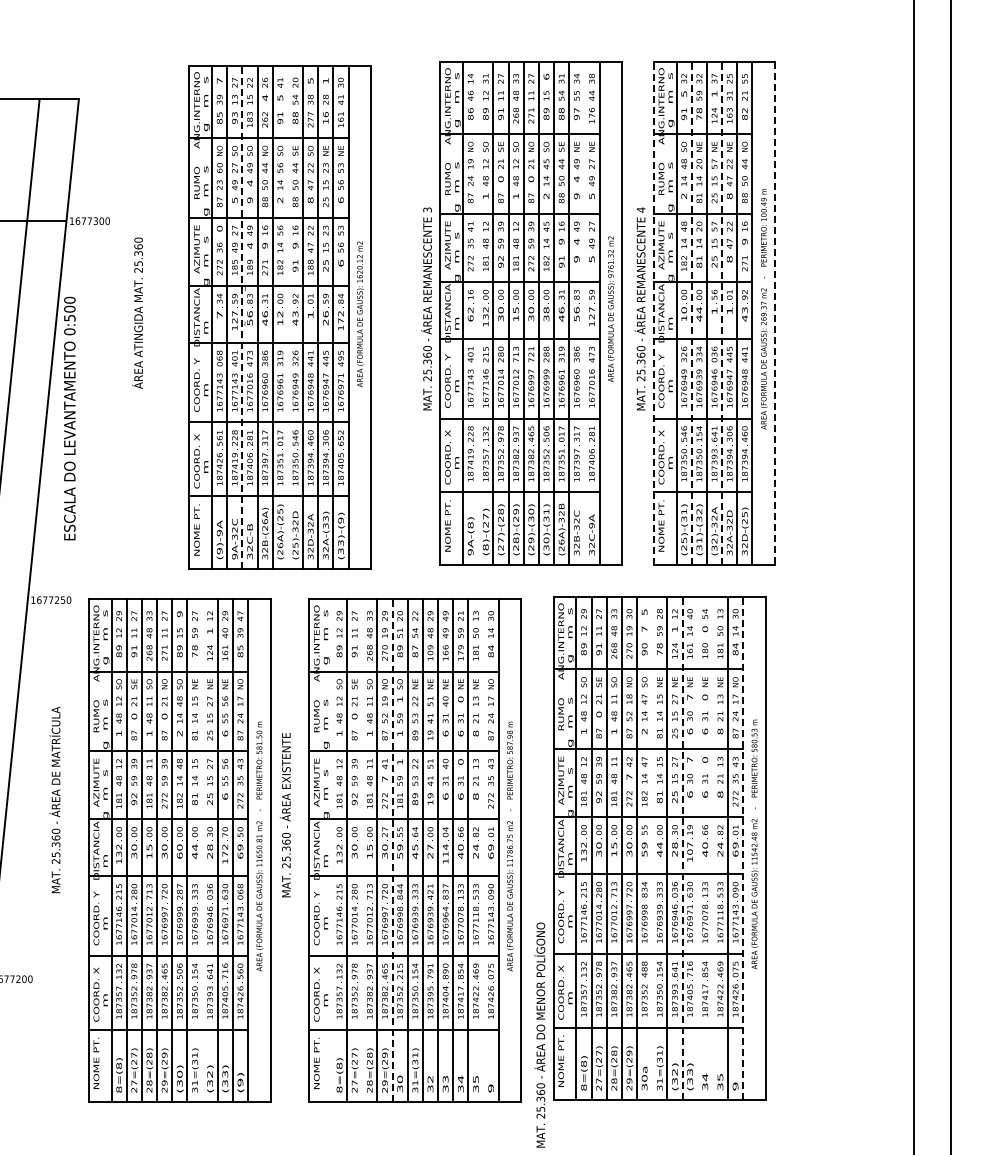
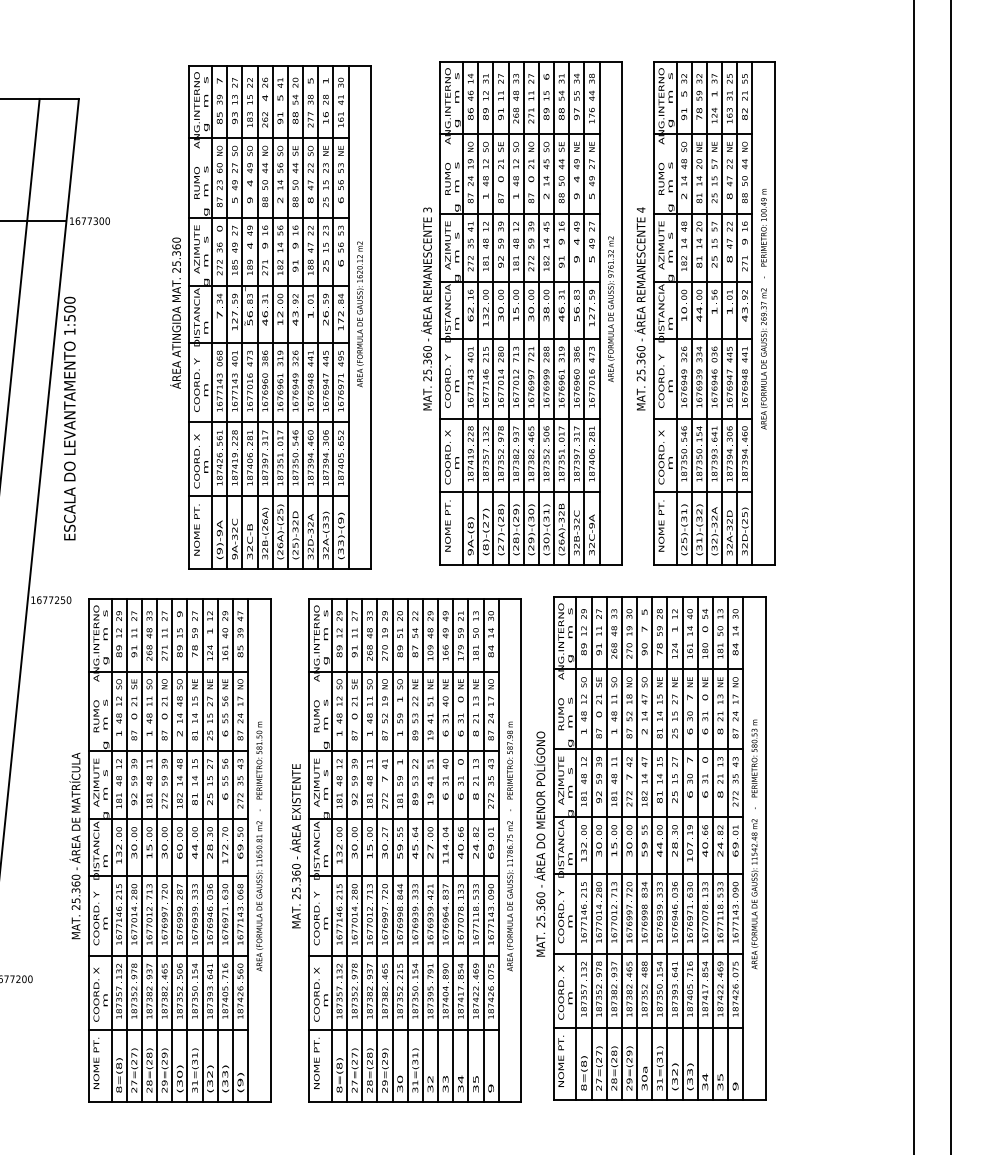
text position: (137, 312) -> (175, 312) (175, 312)
line: none -> present (478, 312)
line: none -> present (584, 312)
line: dashed -> solid (653, 313)
line: dashed -> solid (691, 313)
line: dashed -> solid (722, 313)
line: dashed -> solid (775, 313)
line: none -> present (287, 316)
line: dashed -> solid (242, 317)
text: 0:500 -> 1:500 (69, 331)
text position: (54, 799) -> (74, 845) (74, 845)
text position: (284, 815) -> (294, 846) (294, 846)
line: none -> present (652, 848)
line: dashed -> solid (682, 848)
line: none -> present (697, 848)
line: none -> present (712, 848)
line: dashed -> solid (743, 848)
line: none -> present (202, 850)
line: none -> present (331, 850)
line: none -> present (362, 850)
line: dashed -> solid (392, 850)
line: none -> present (483, 850)
text position: (539, 1034) -> (539, 843) (539, 843)
